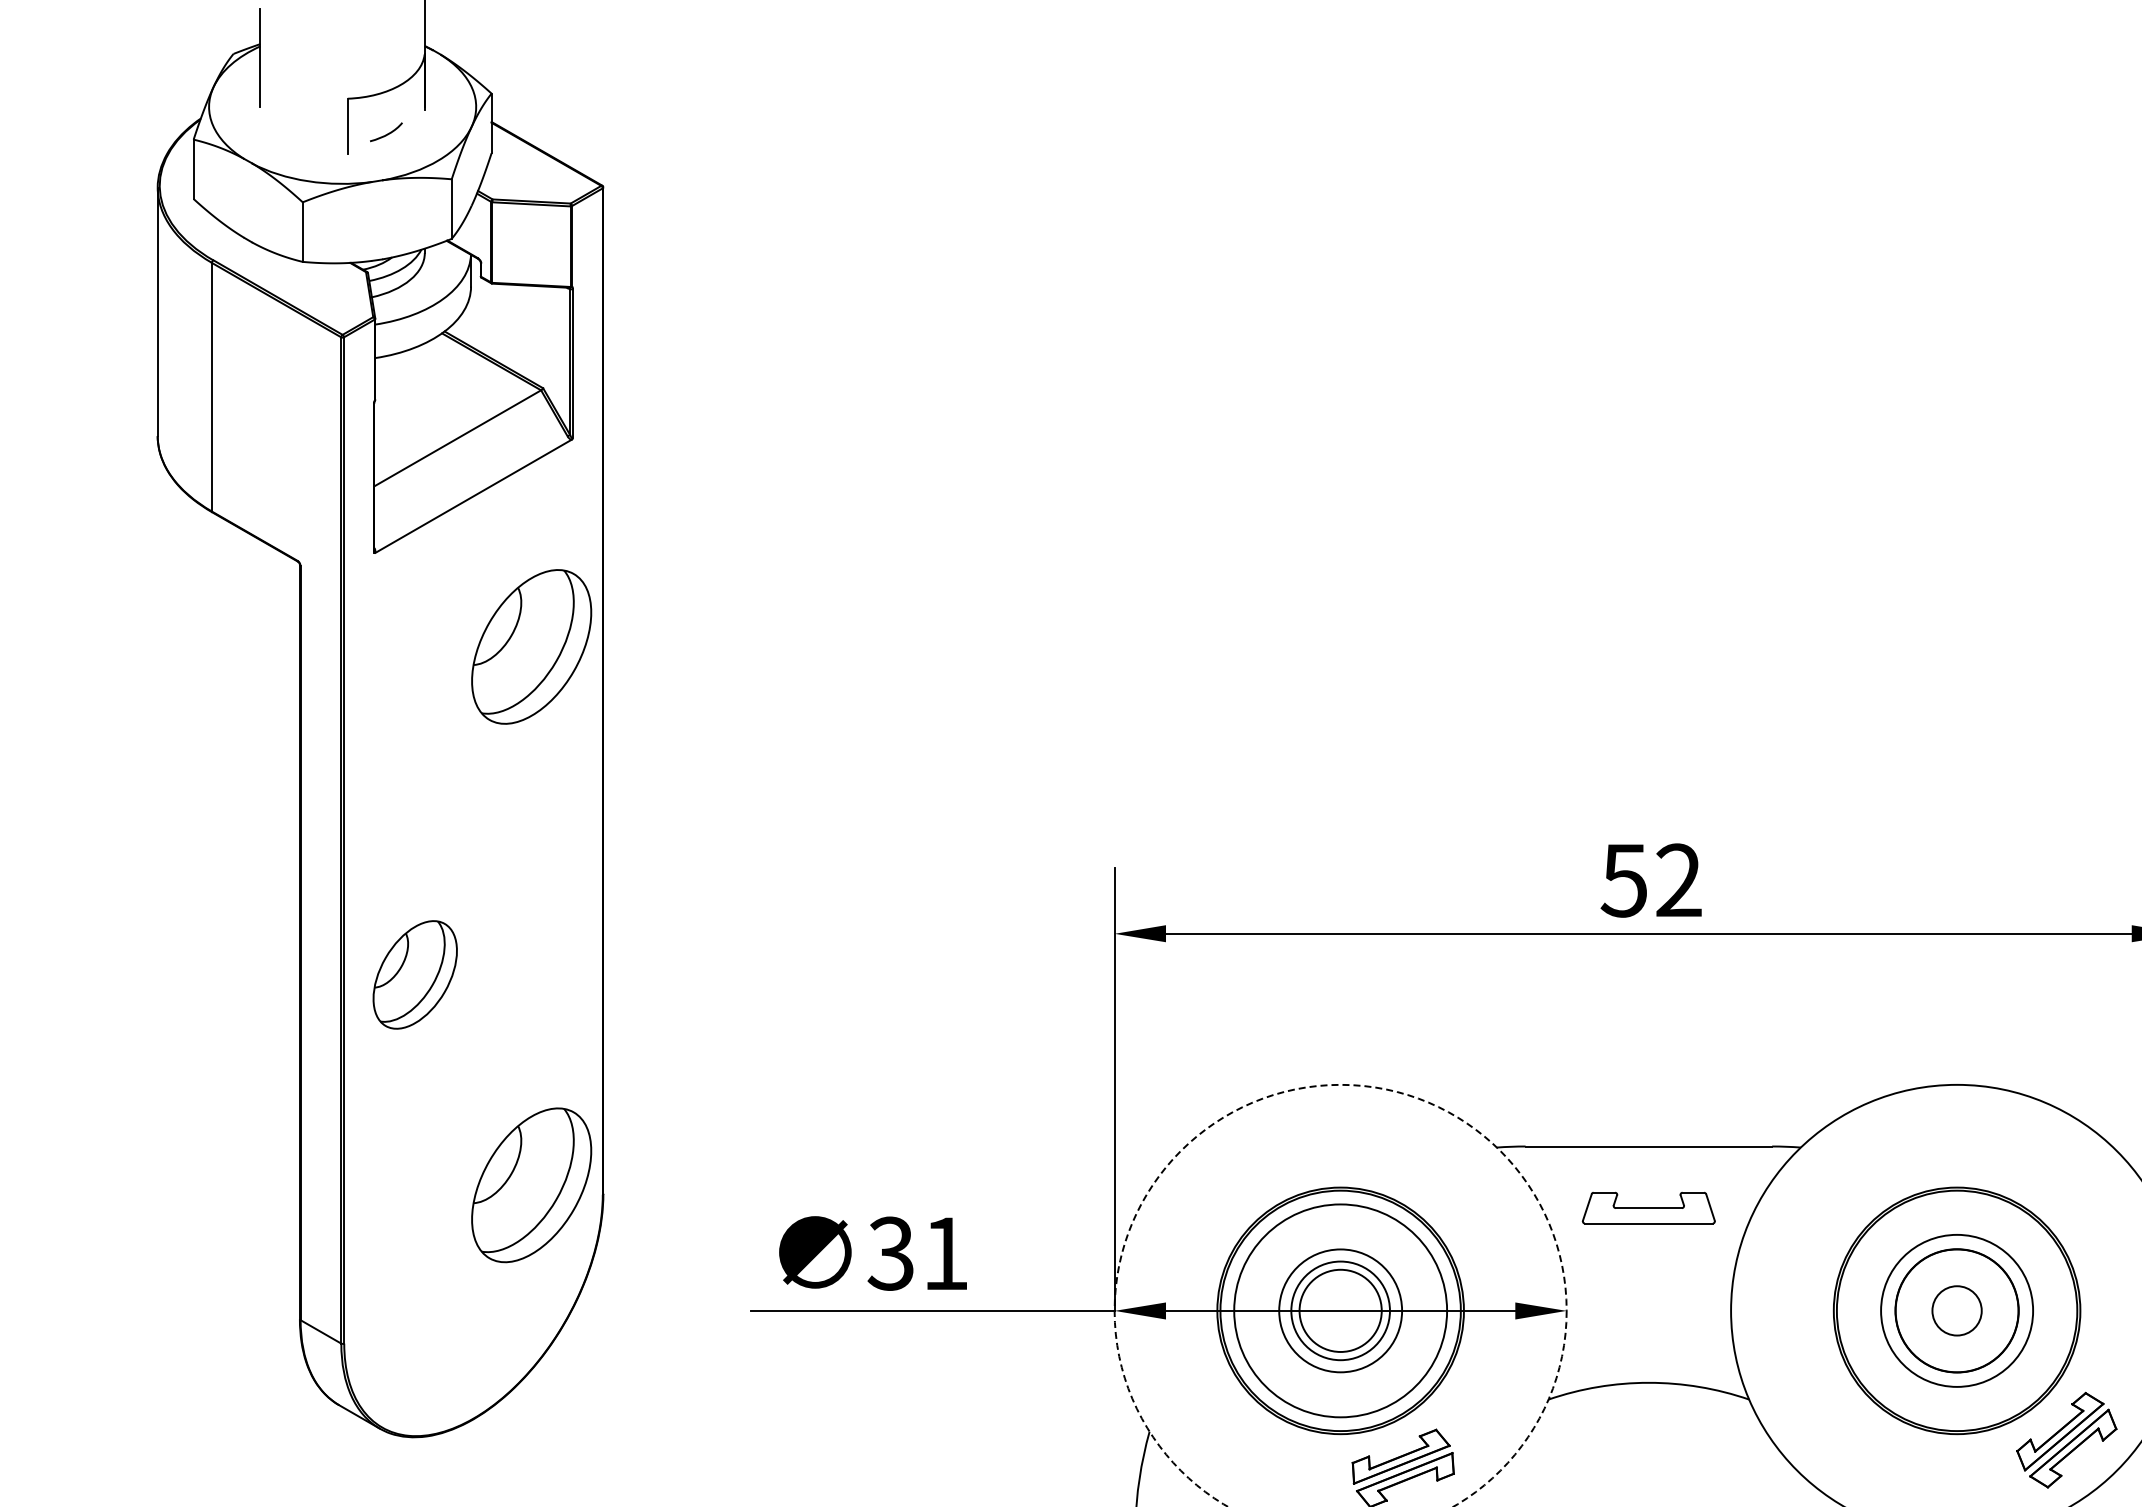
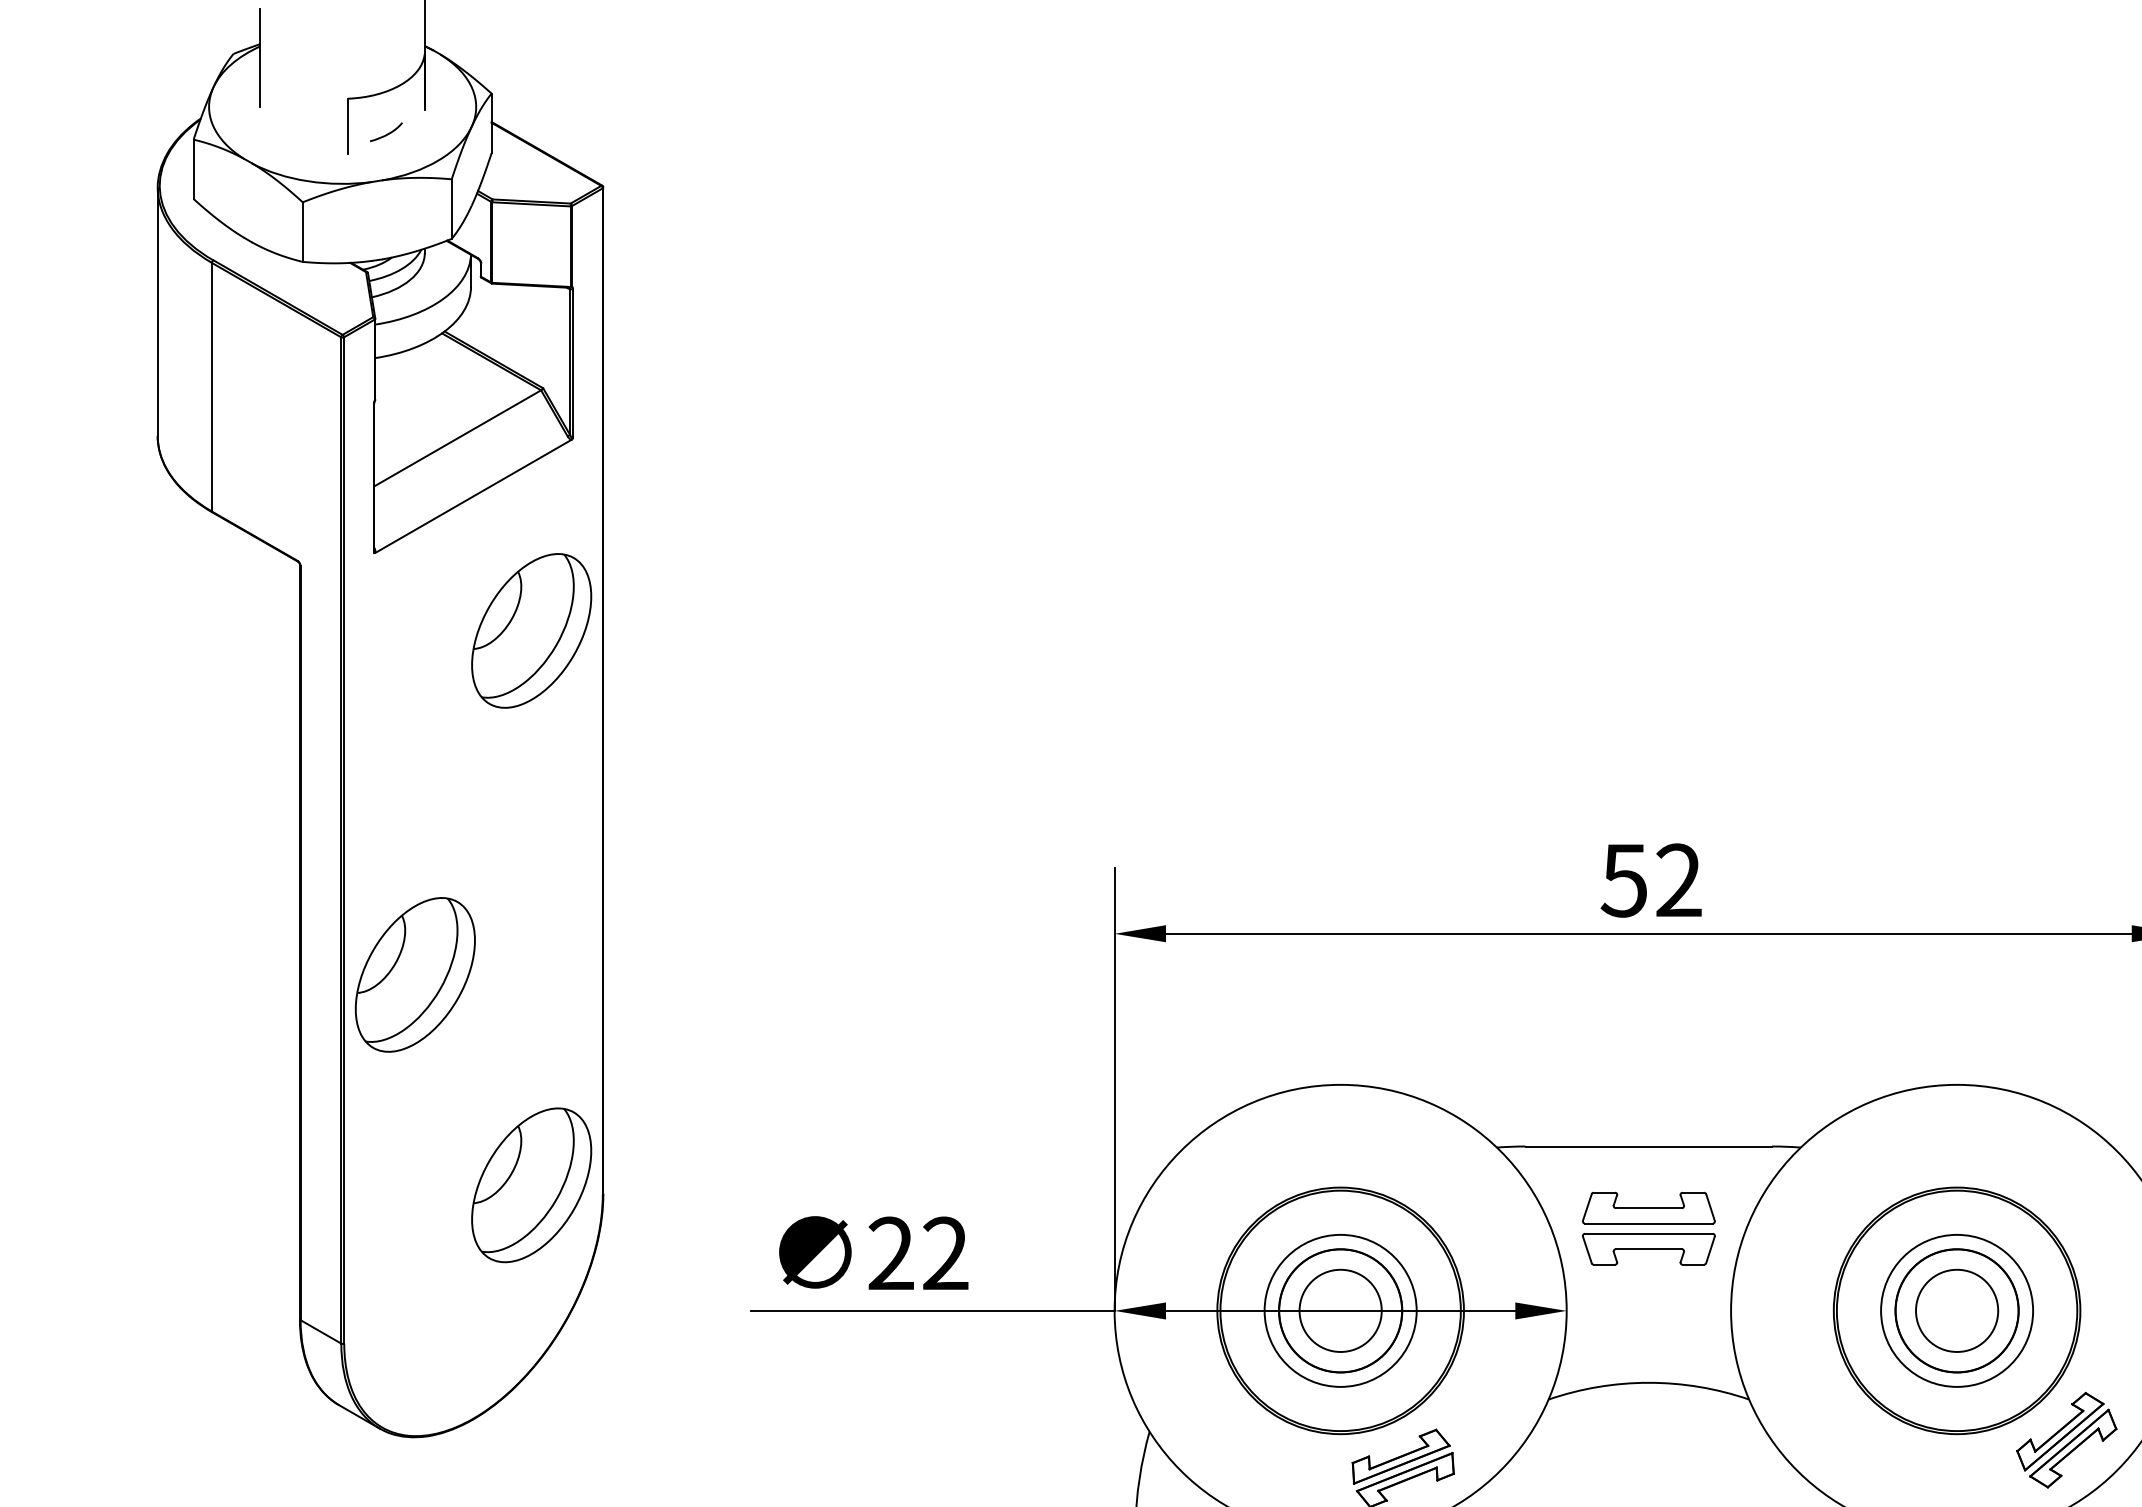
part position: (531, 646) -> (531, 630) (531, 630)
part size: 86x110 px -> 122x156 px (414, 974)
part: none -> present (1648, 1249)
text: 31 -> 22 (917, 1253)
circle: dashed -> solid (1340, 1295)
circle diameter: 213 px -> 152 px (1340, 1310)
circle diameter: 99 px -> 123 px (1340, 1310)
circle diameter: 49 px -> 82 px (1957, 1310)
